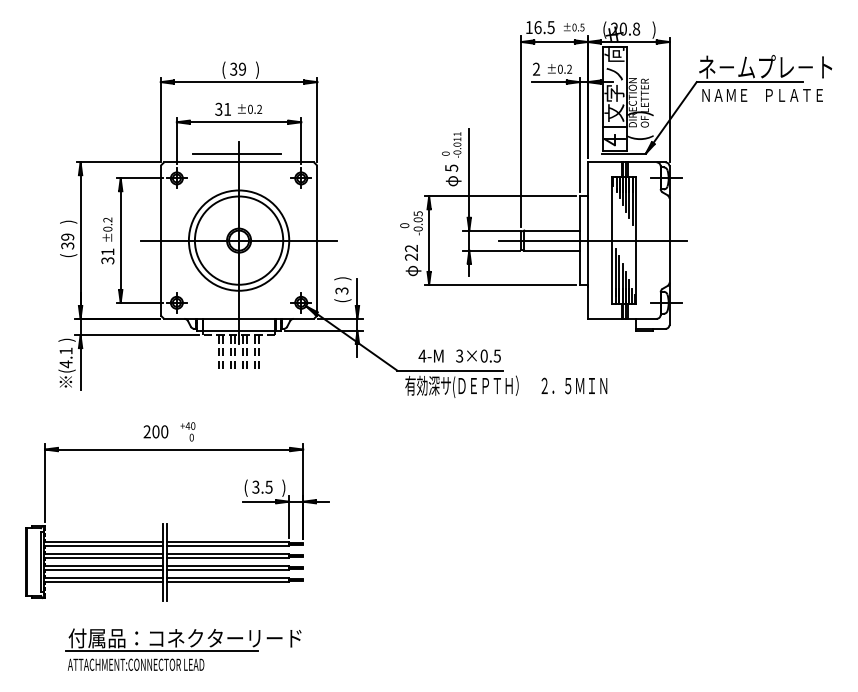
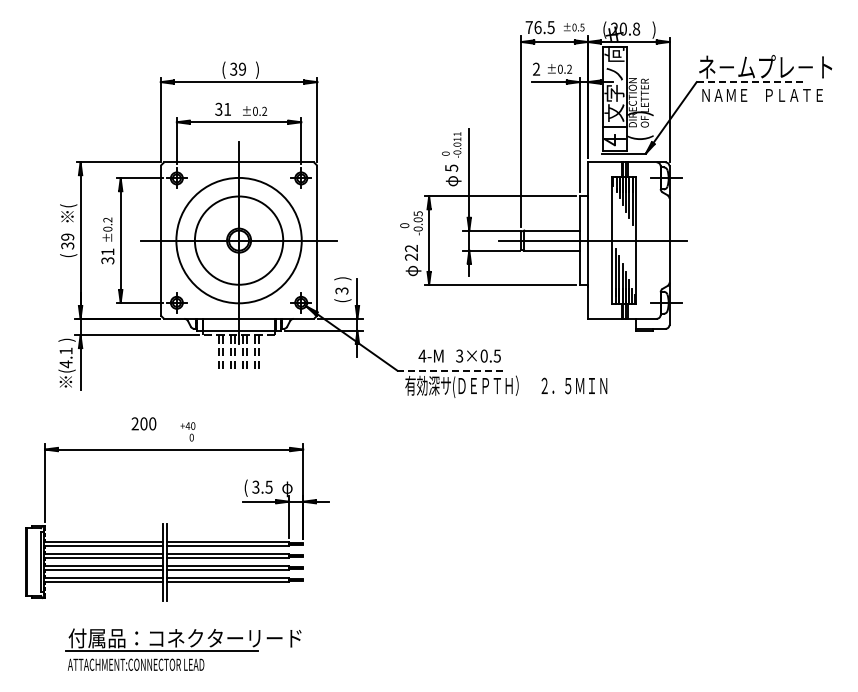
text: 16.5 -> 76.5 (528, 27)
line: solid -> dashed (749, 82)
text position: (250, 108) -> (255, 110) (255, 110)
line: present -> none (236, 153)
text: ) -> ※( (68, 213)
circle diameter: 100 px -> 125 px (238, 240)
line: solid -> dashed (450, 370)
text position: (155, 431) -> (143, 423) (143, 423)
text: ) -> φ (287, 488)
